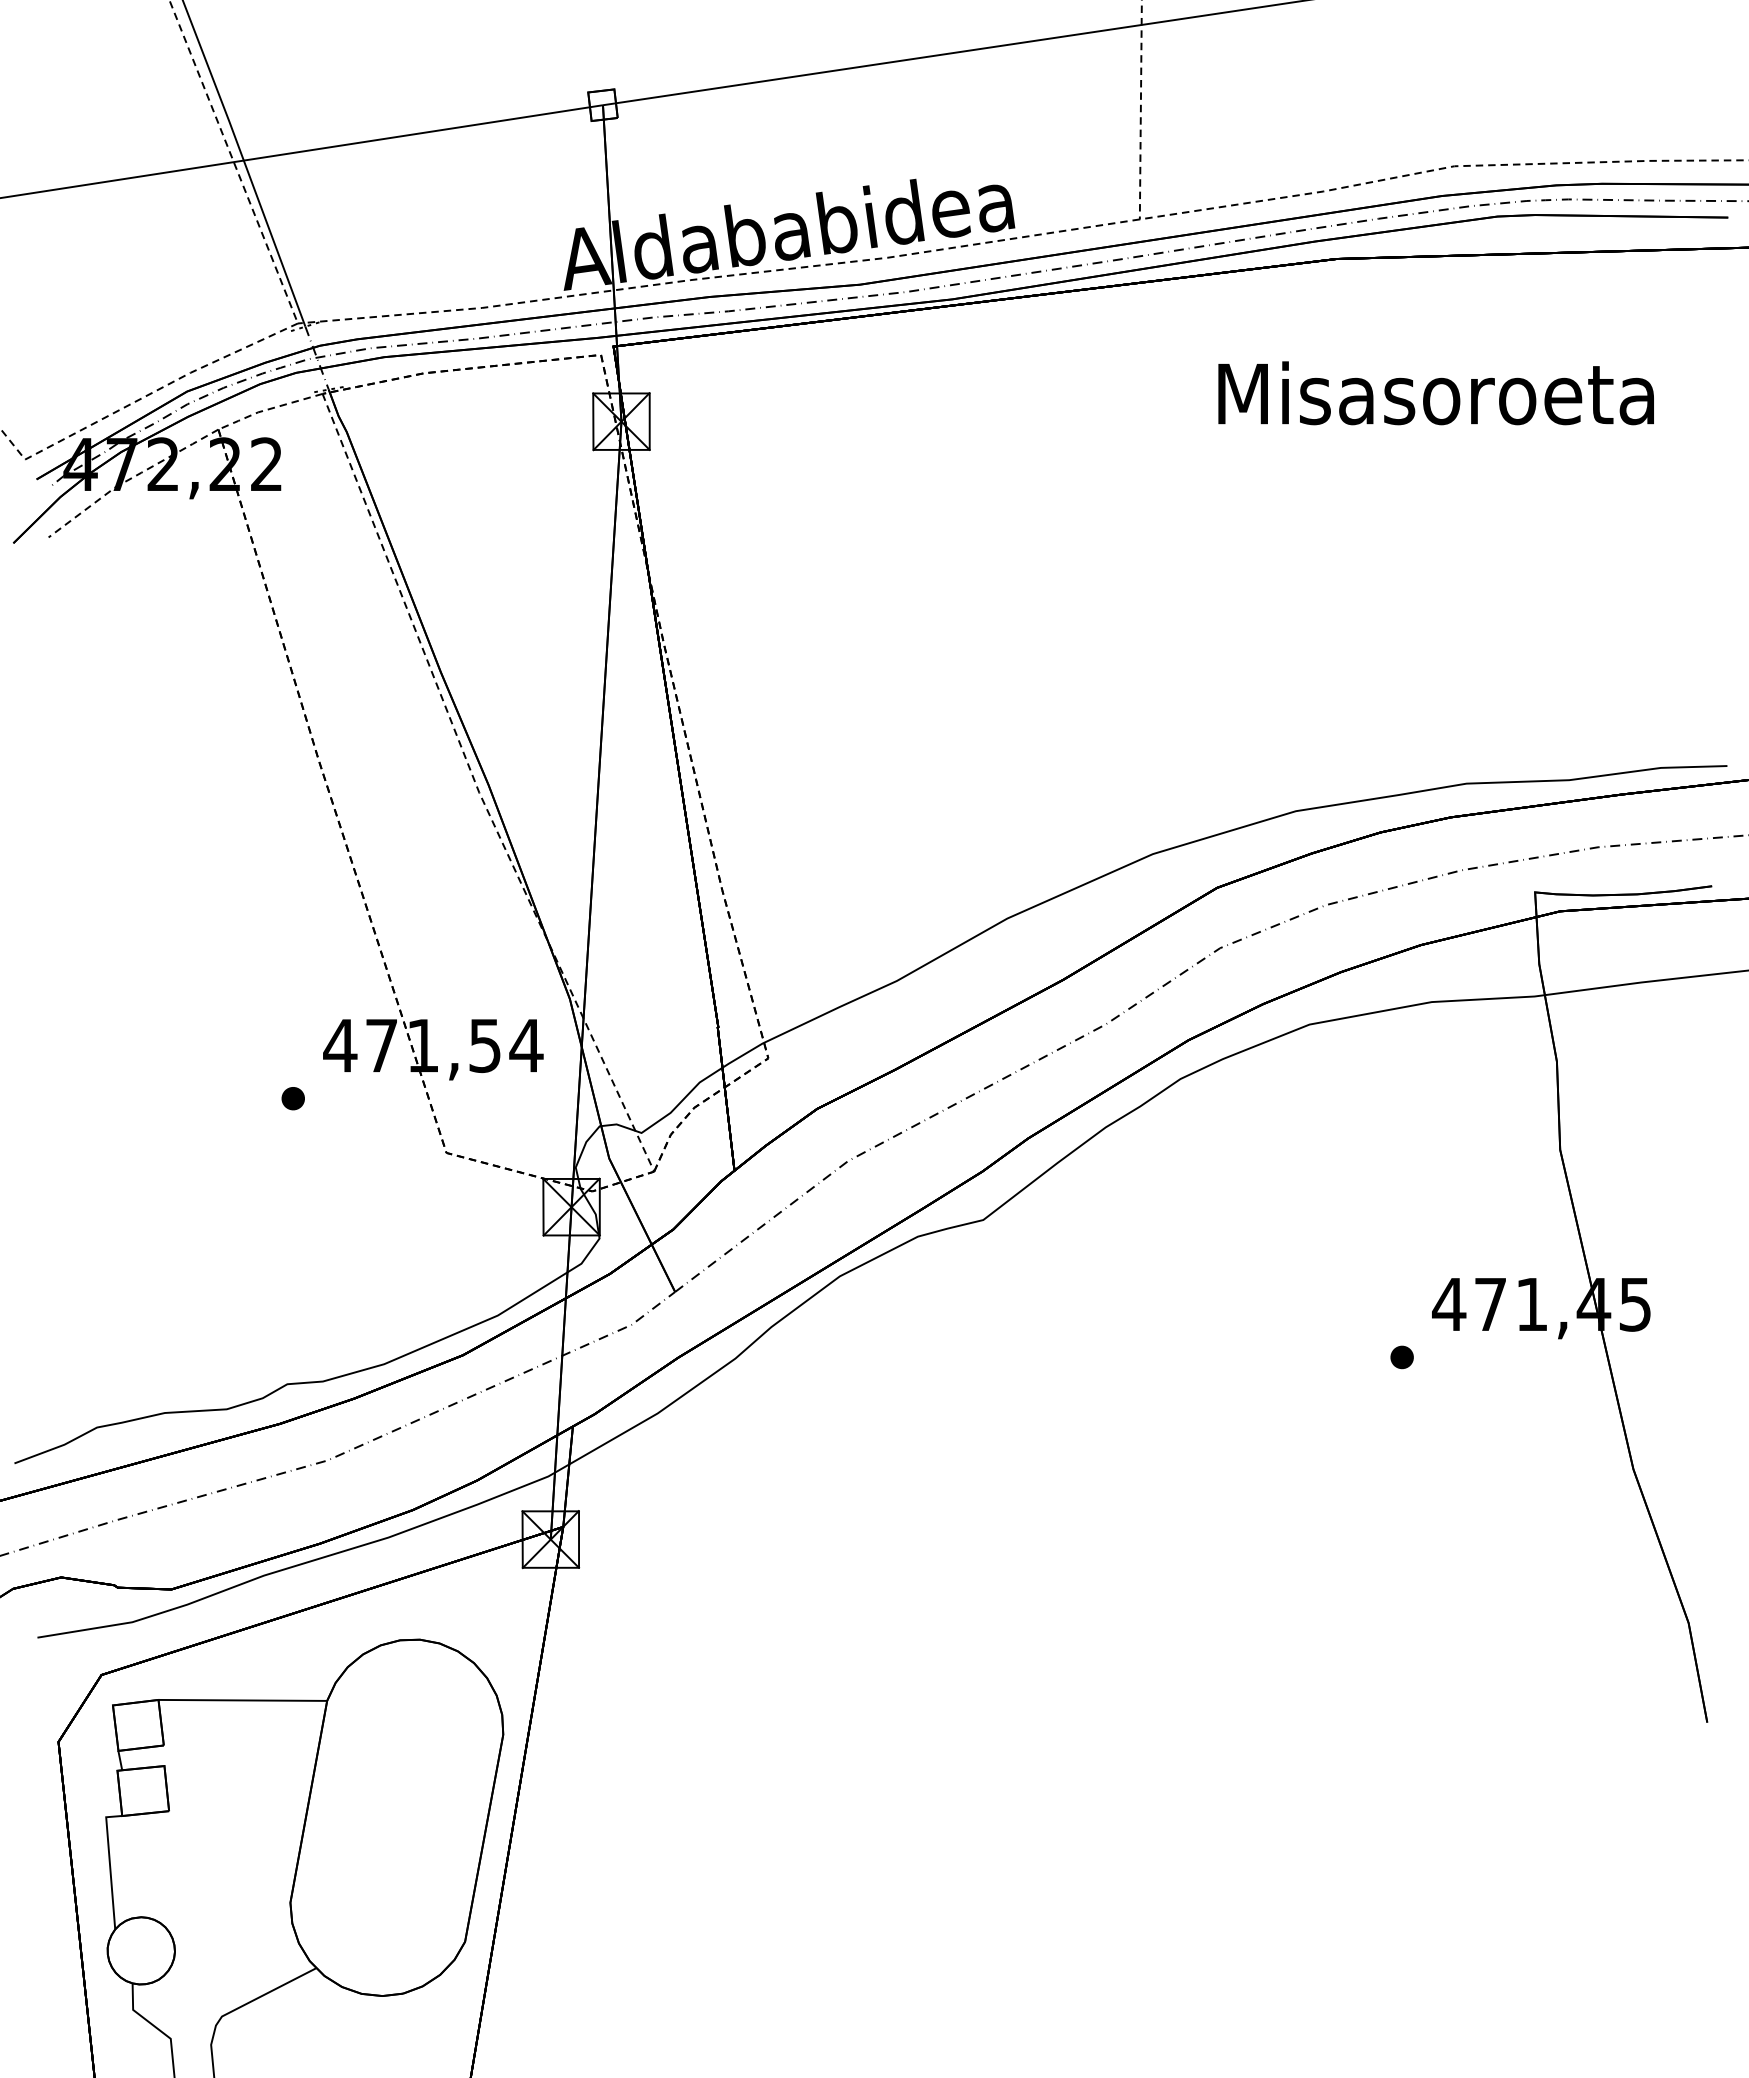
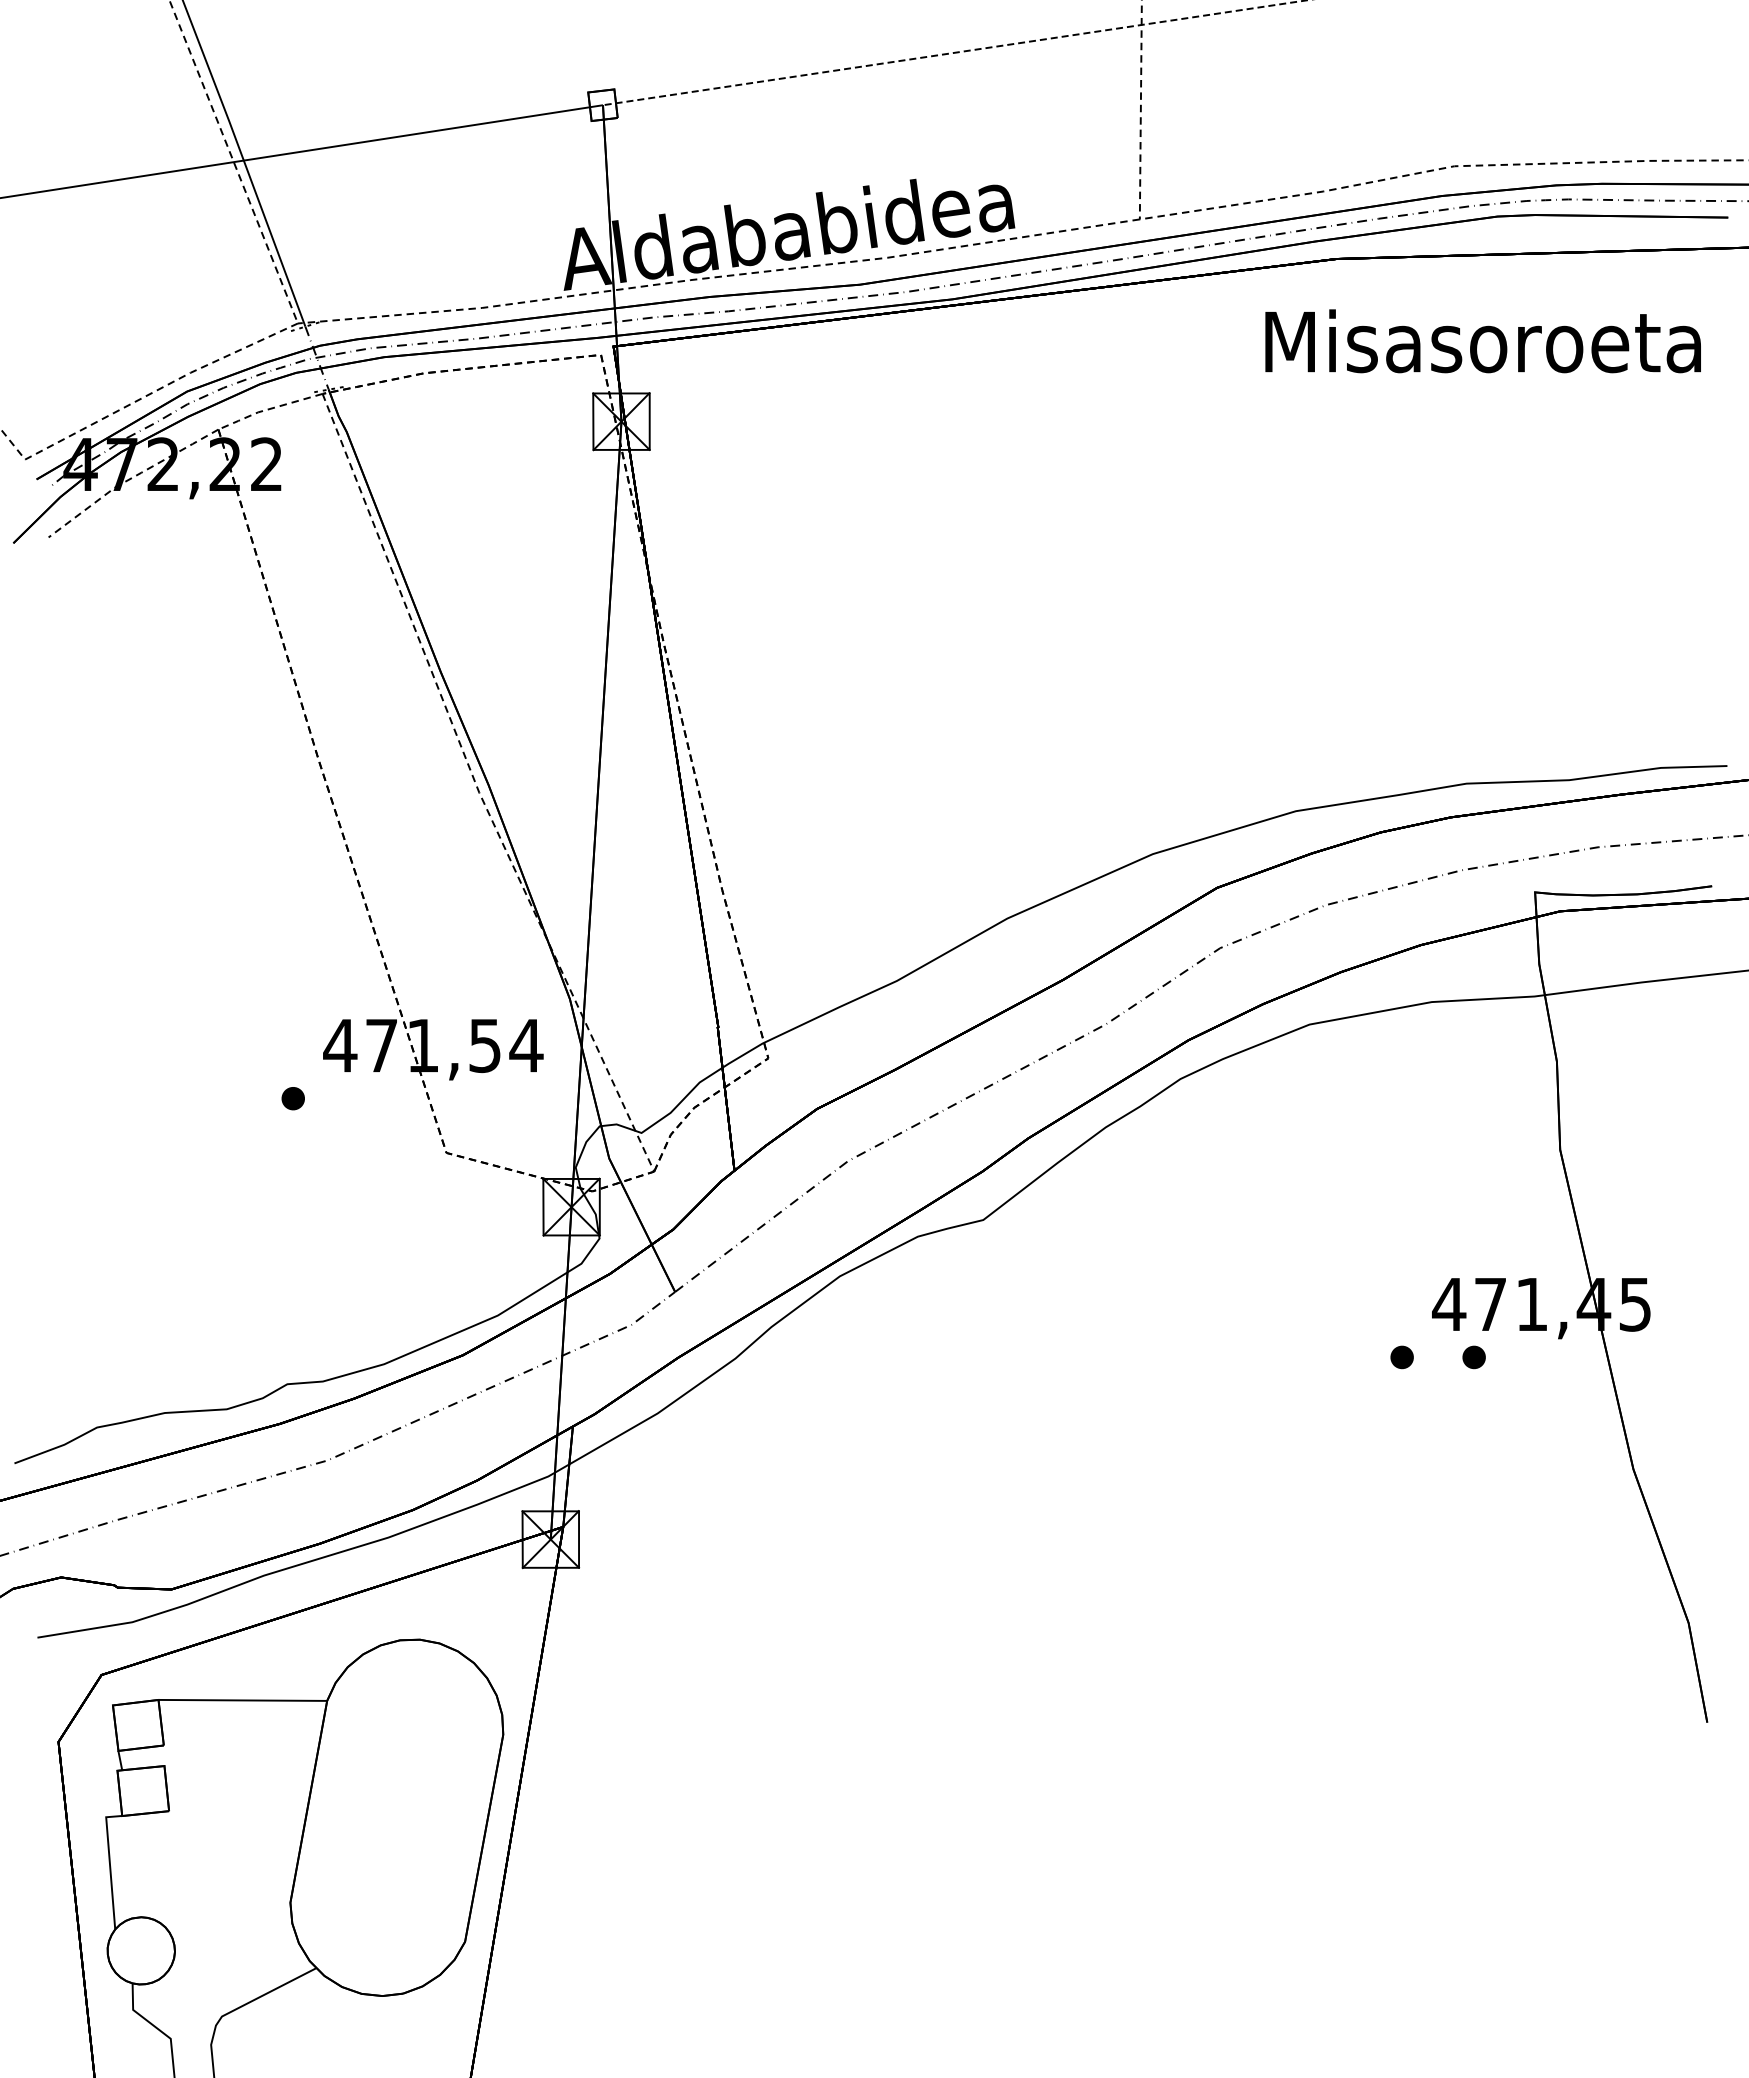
line: solid -> dashed (956, 52)
text position: (1435, 393) -> (1482, 341) (1482, 341)
part: none -> present (1473, 1357)
